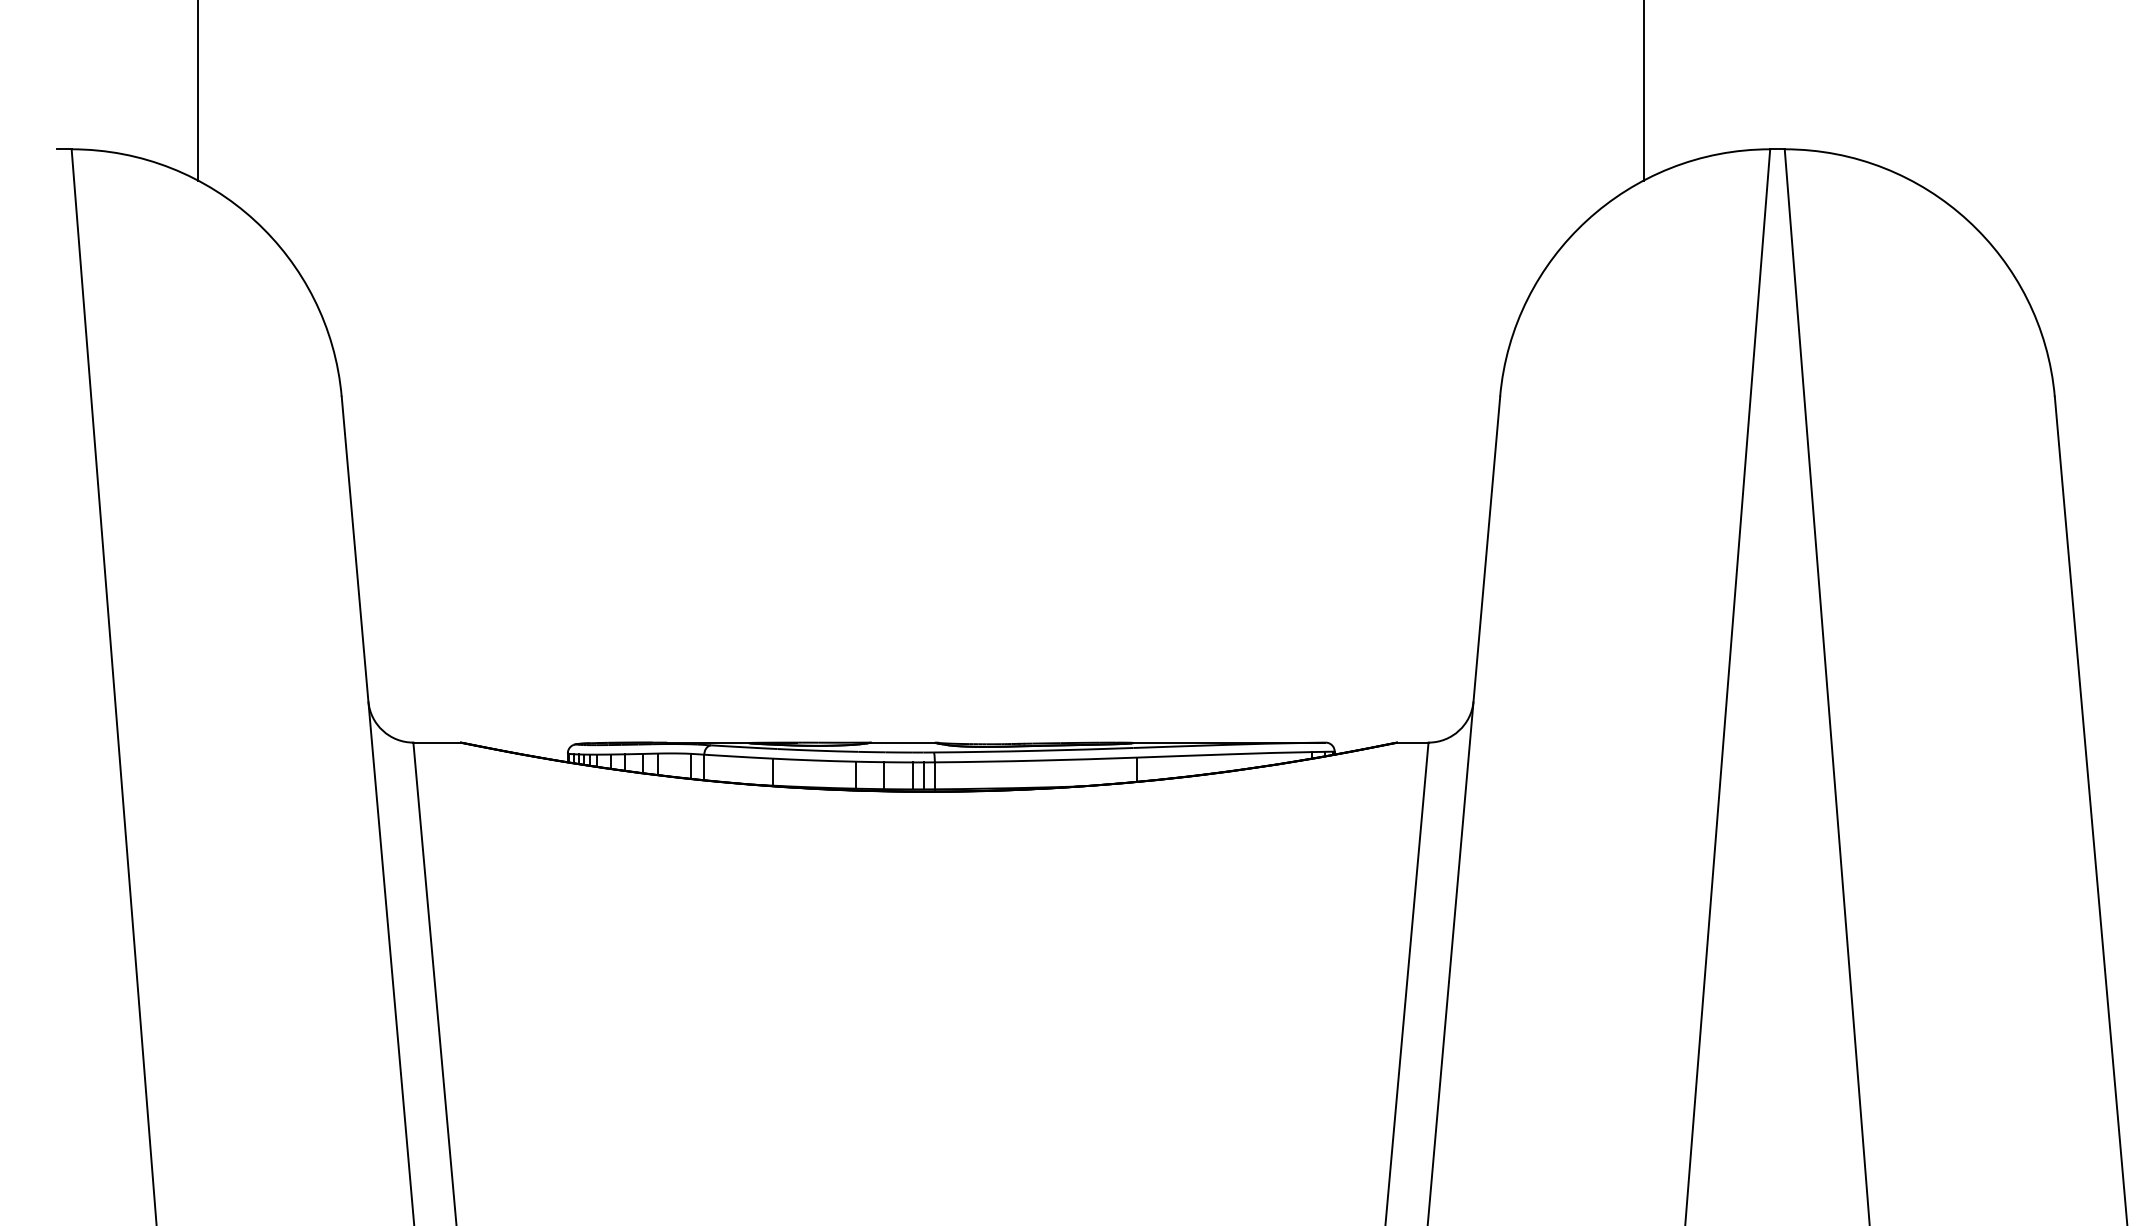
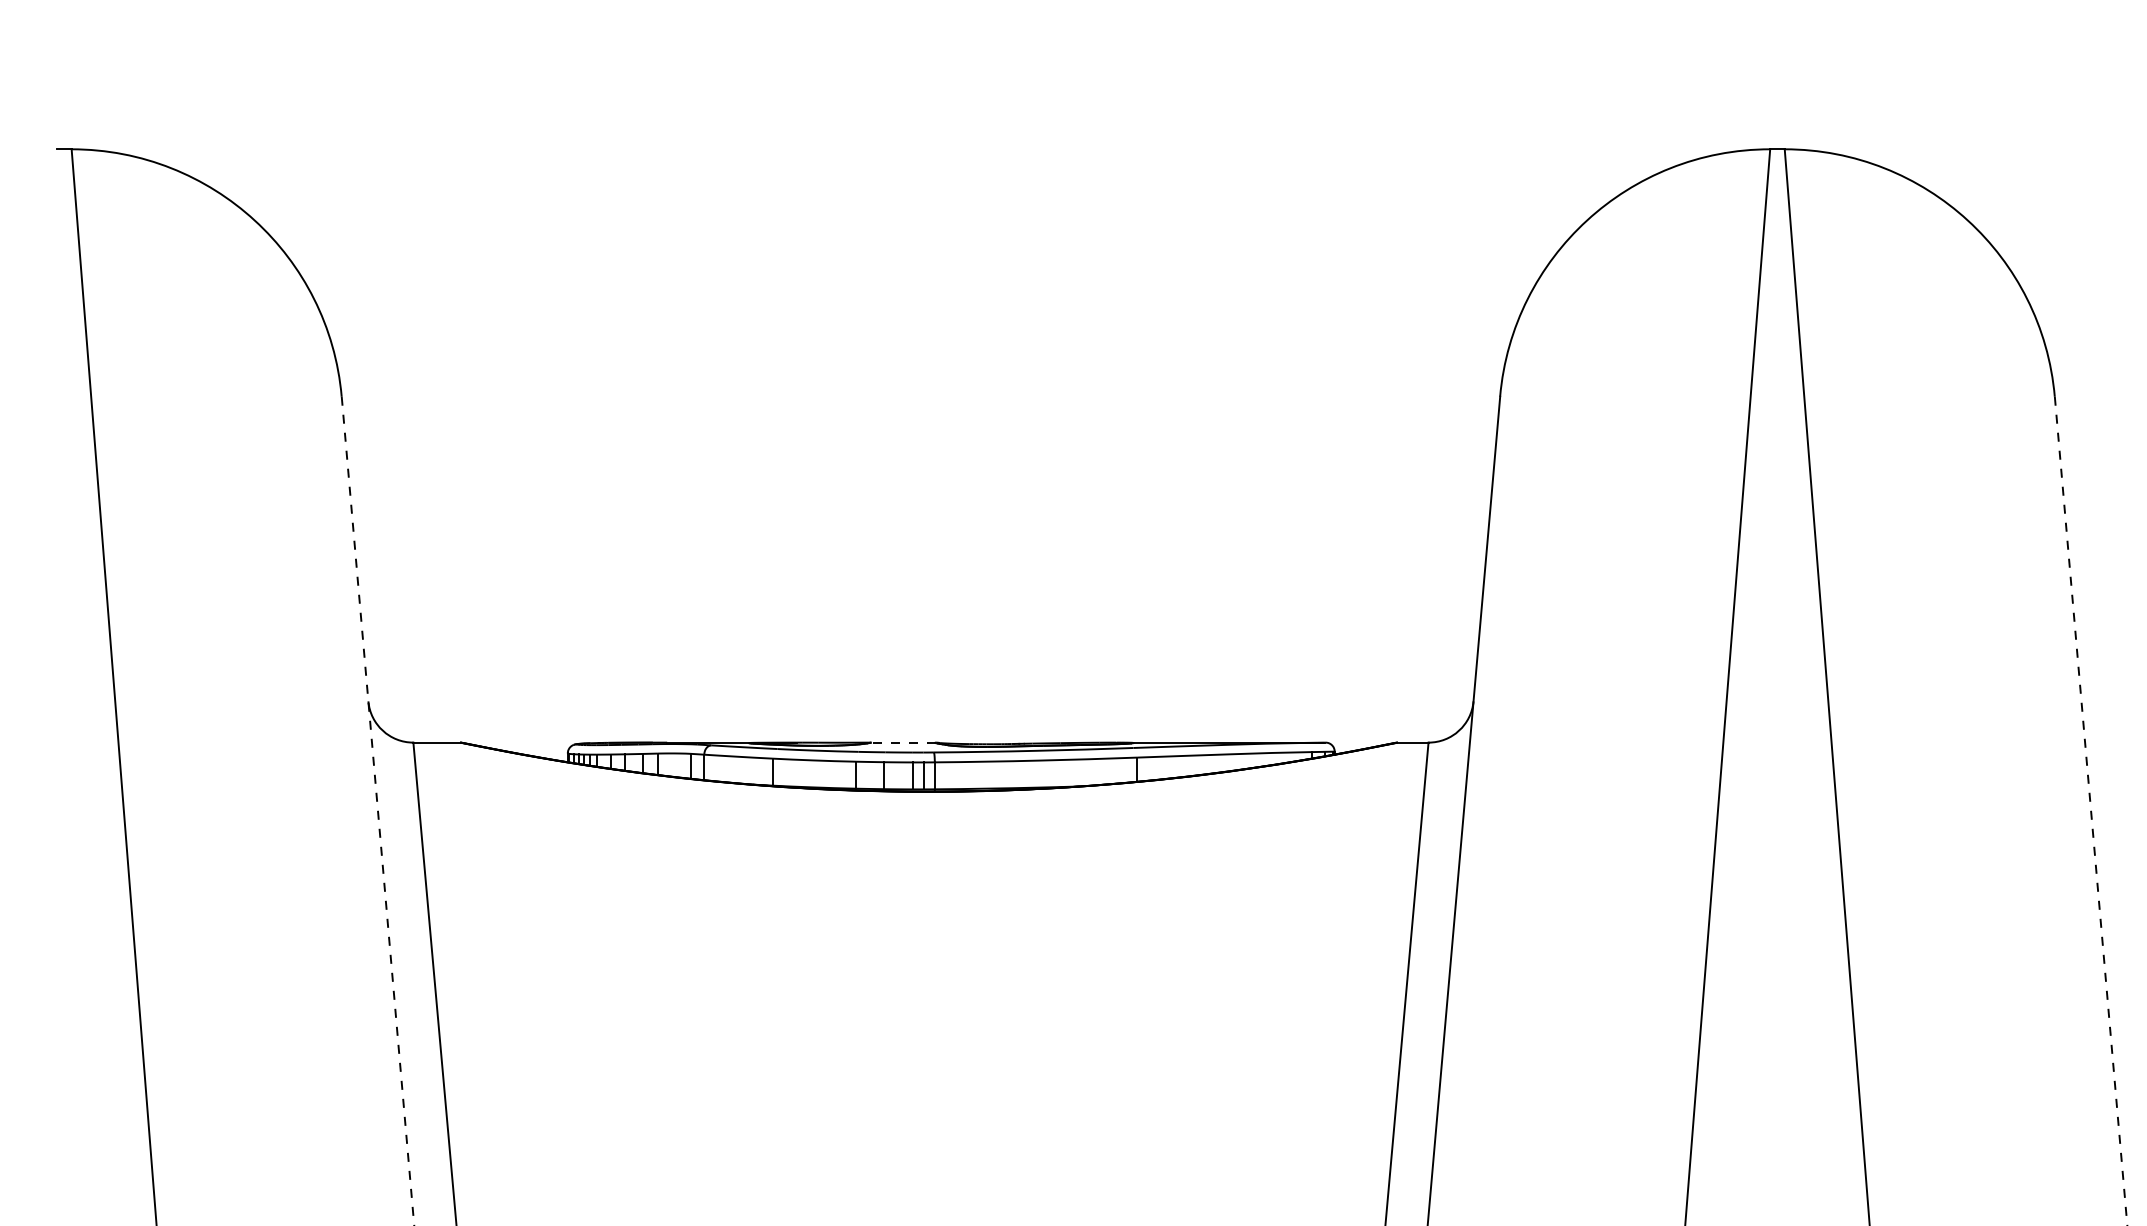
line: present -> none (198, 91)
line: present -> none (1643, 91)
line: solid -> dashed (902, 742)
line: solid -> dashed (377, 811)
line: solid -> dashed (2091, 811)
